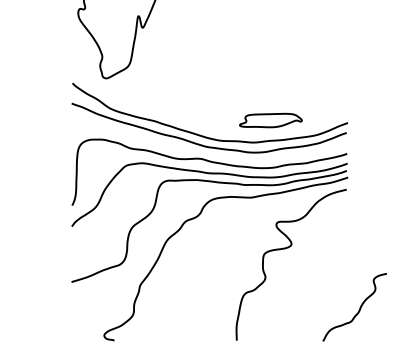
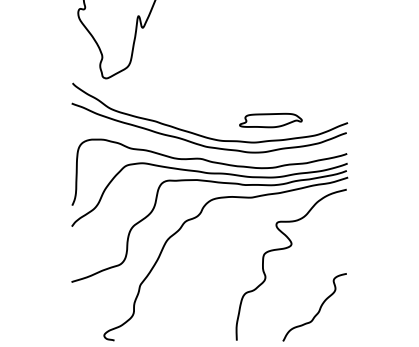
curve position: (359, 307) -> (319, 307) (319, 307)
